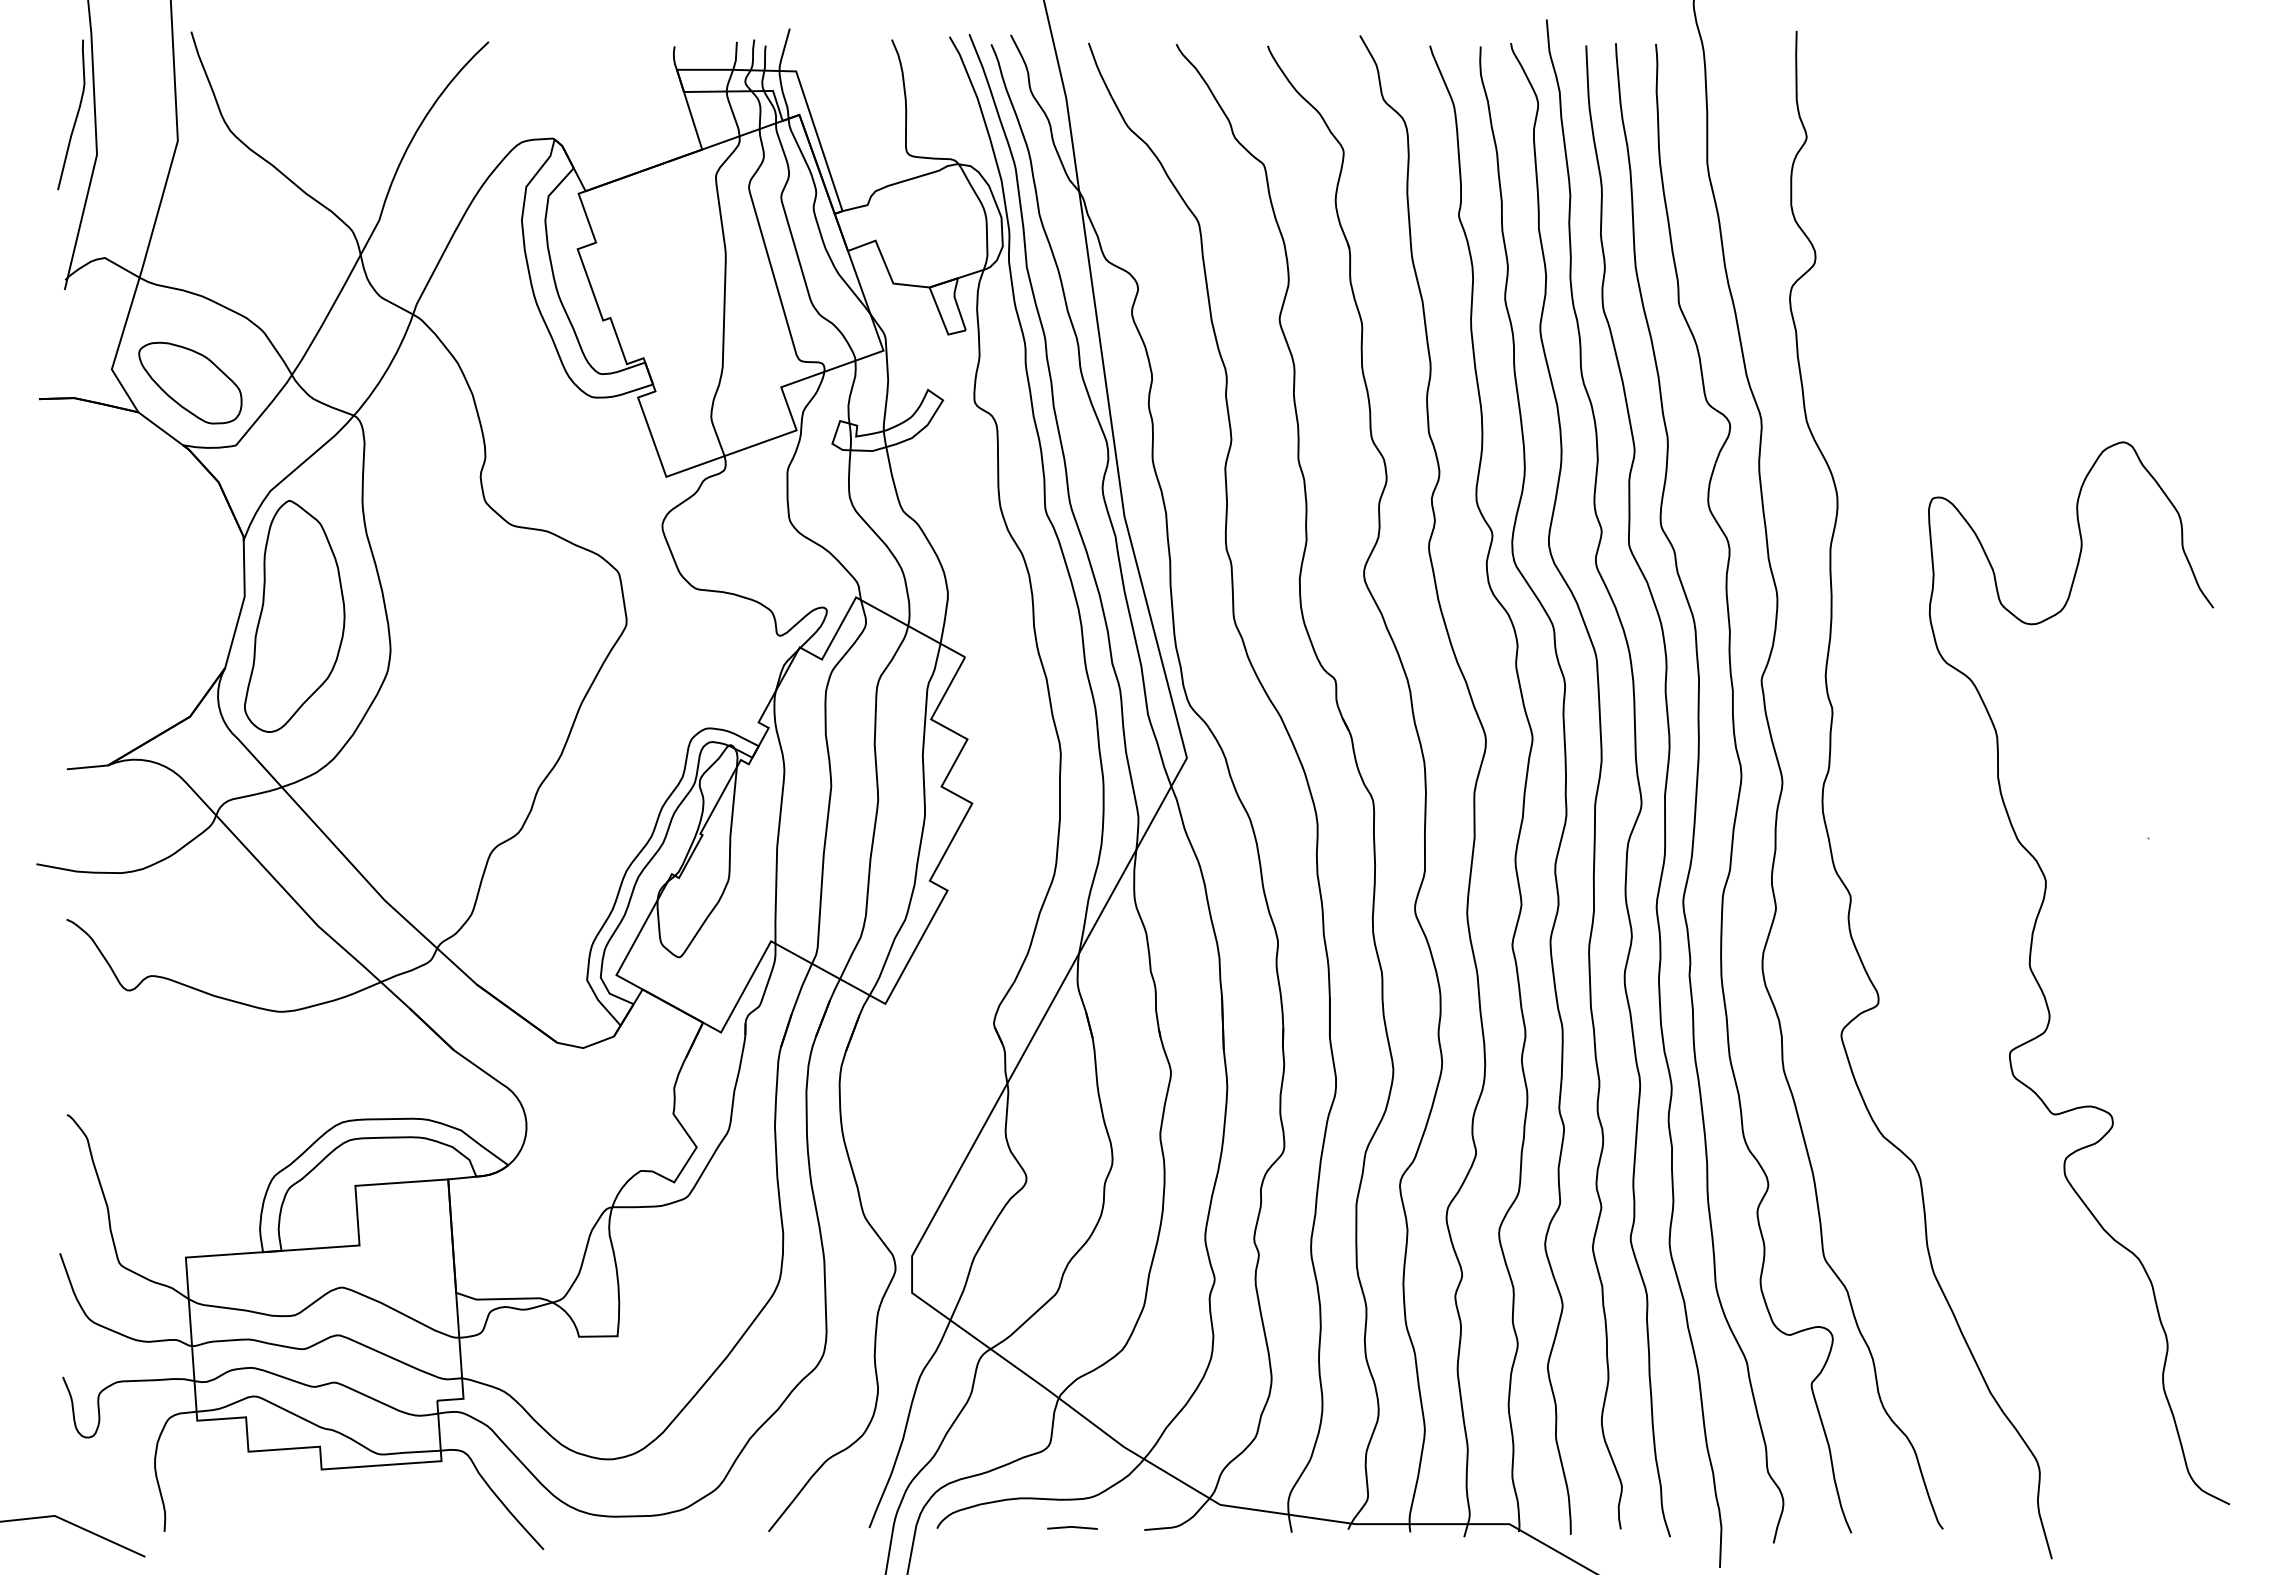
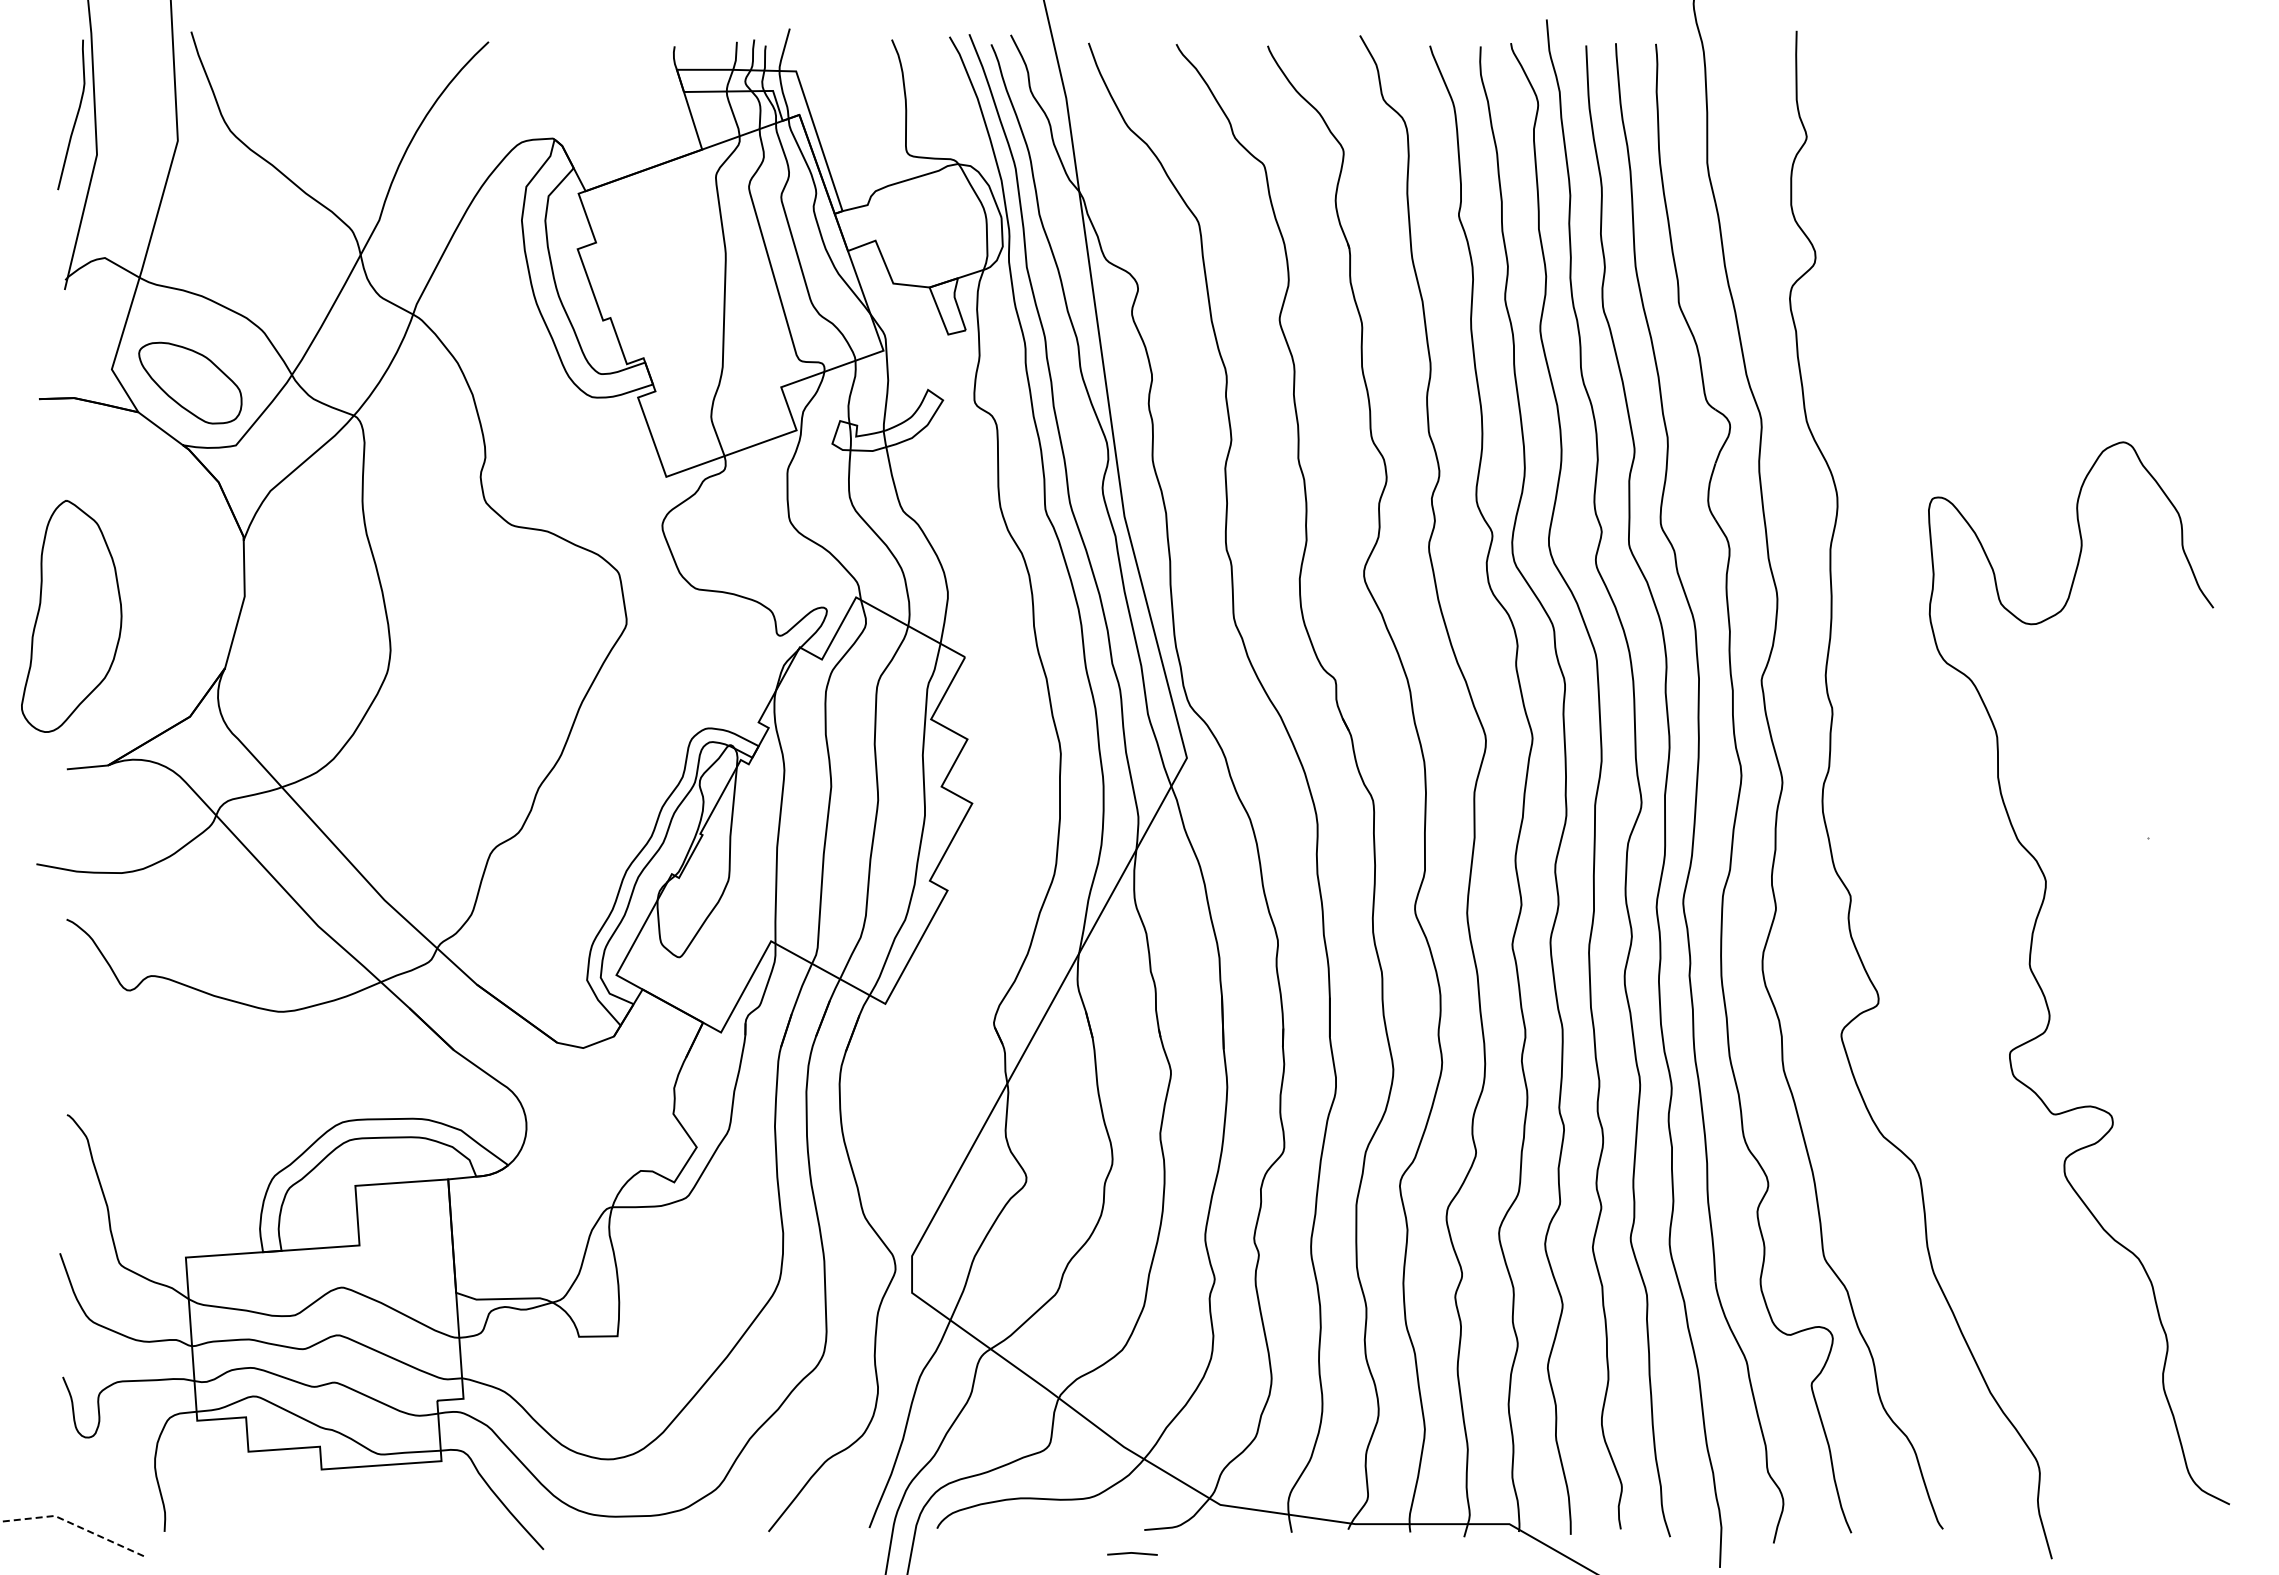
part position: (294, 616) -> (71, 616) (71, 616)
line: solid -> dashed (74, 1524)
line position: (1072, 1527) -> (1132, 1553) (1132, 1553)
